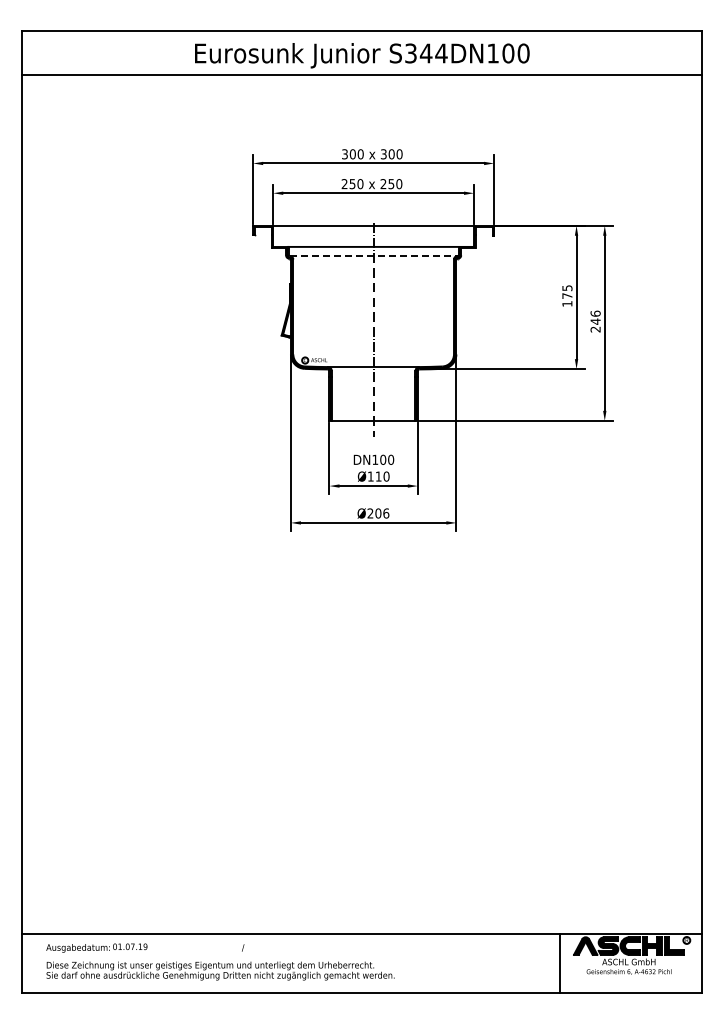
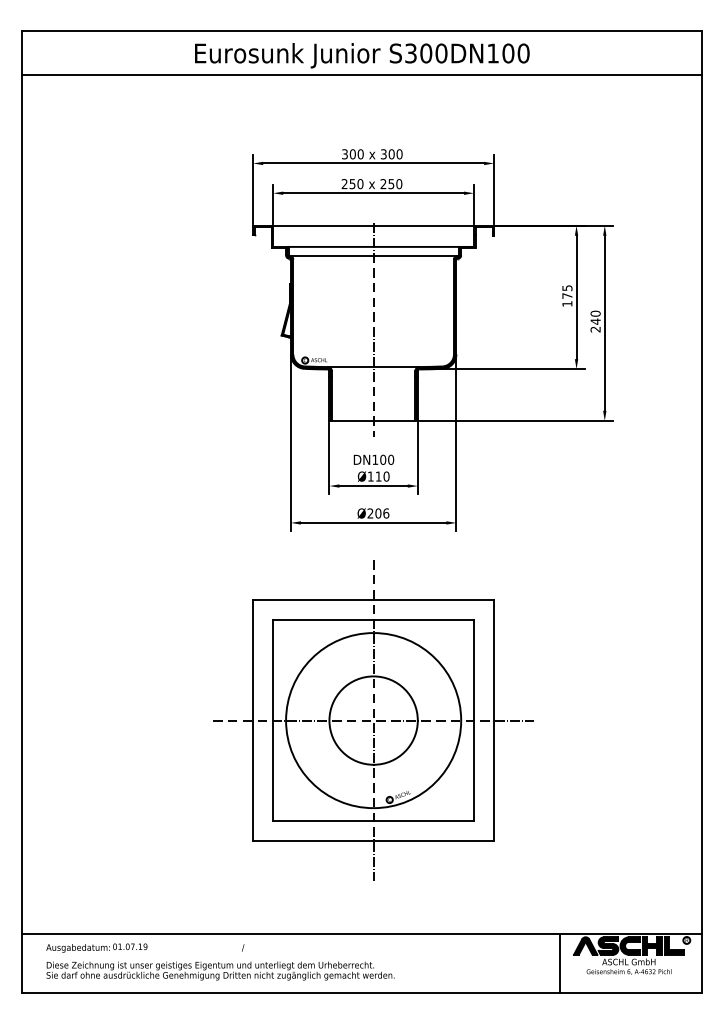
text: S344DN100 -> S300DN100 (433, 53)
line: dashed -> solid (373, 256)
text: 246 -> 240 (595, 313)
part: none -> present (373, 720)
